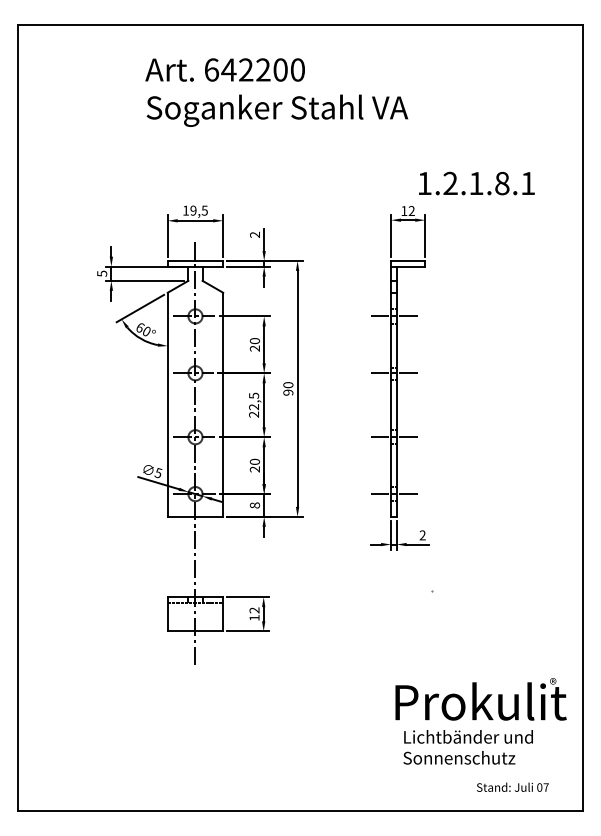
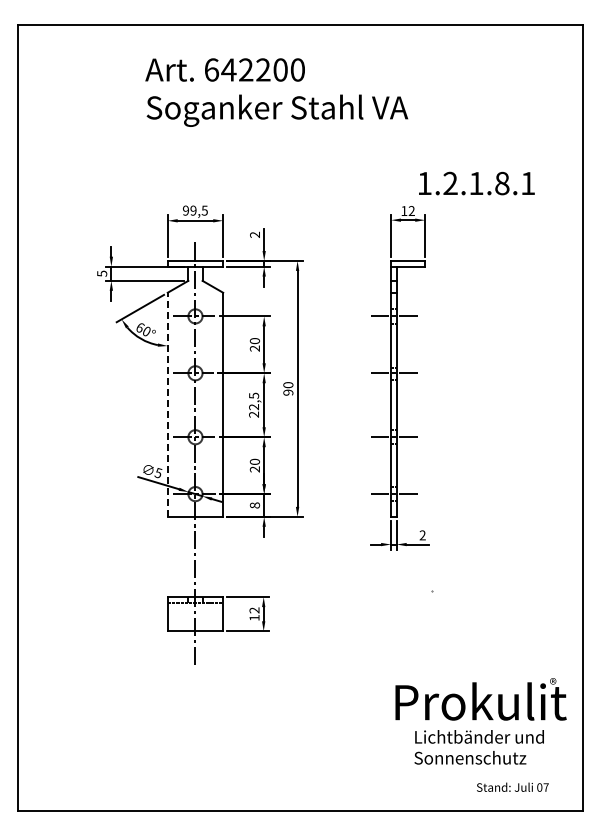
text: 19,5 -> 99,5 (185, 210)
line: solid -> dashed (167, 404)
text position: (467, 747) -> (478, 747) (478, 747)
